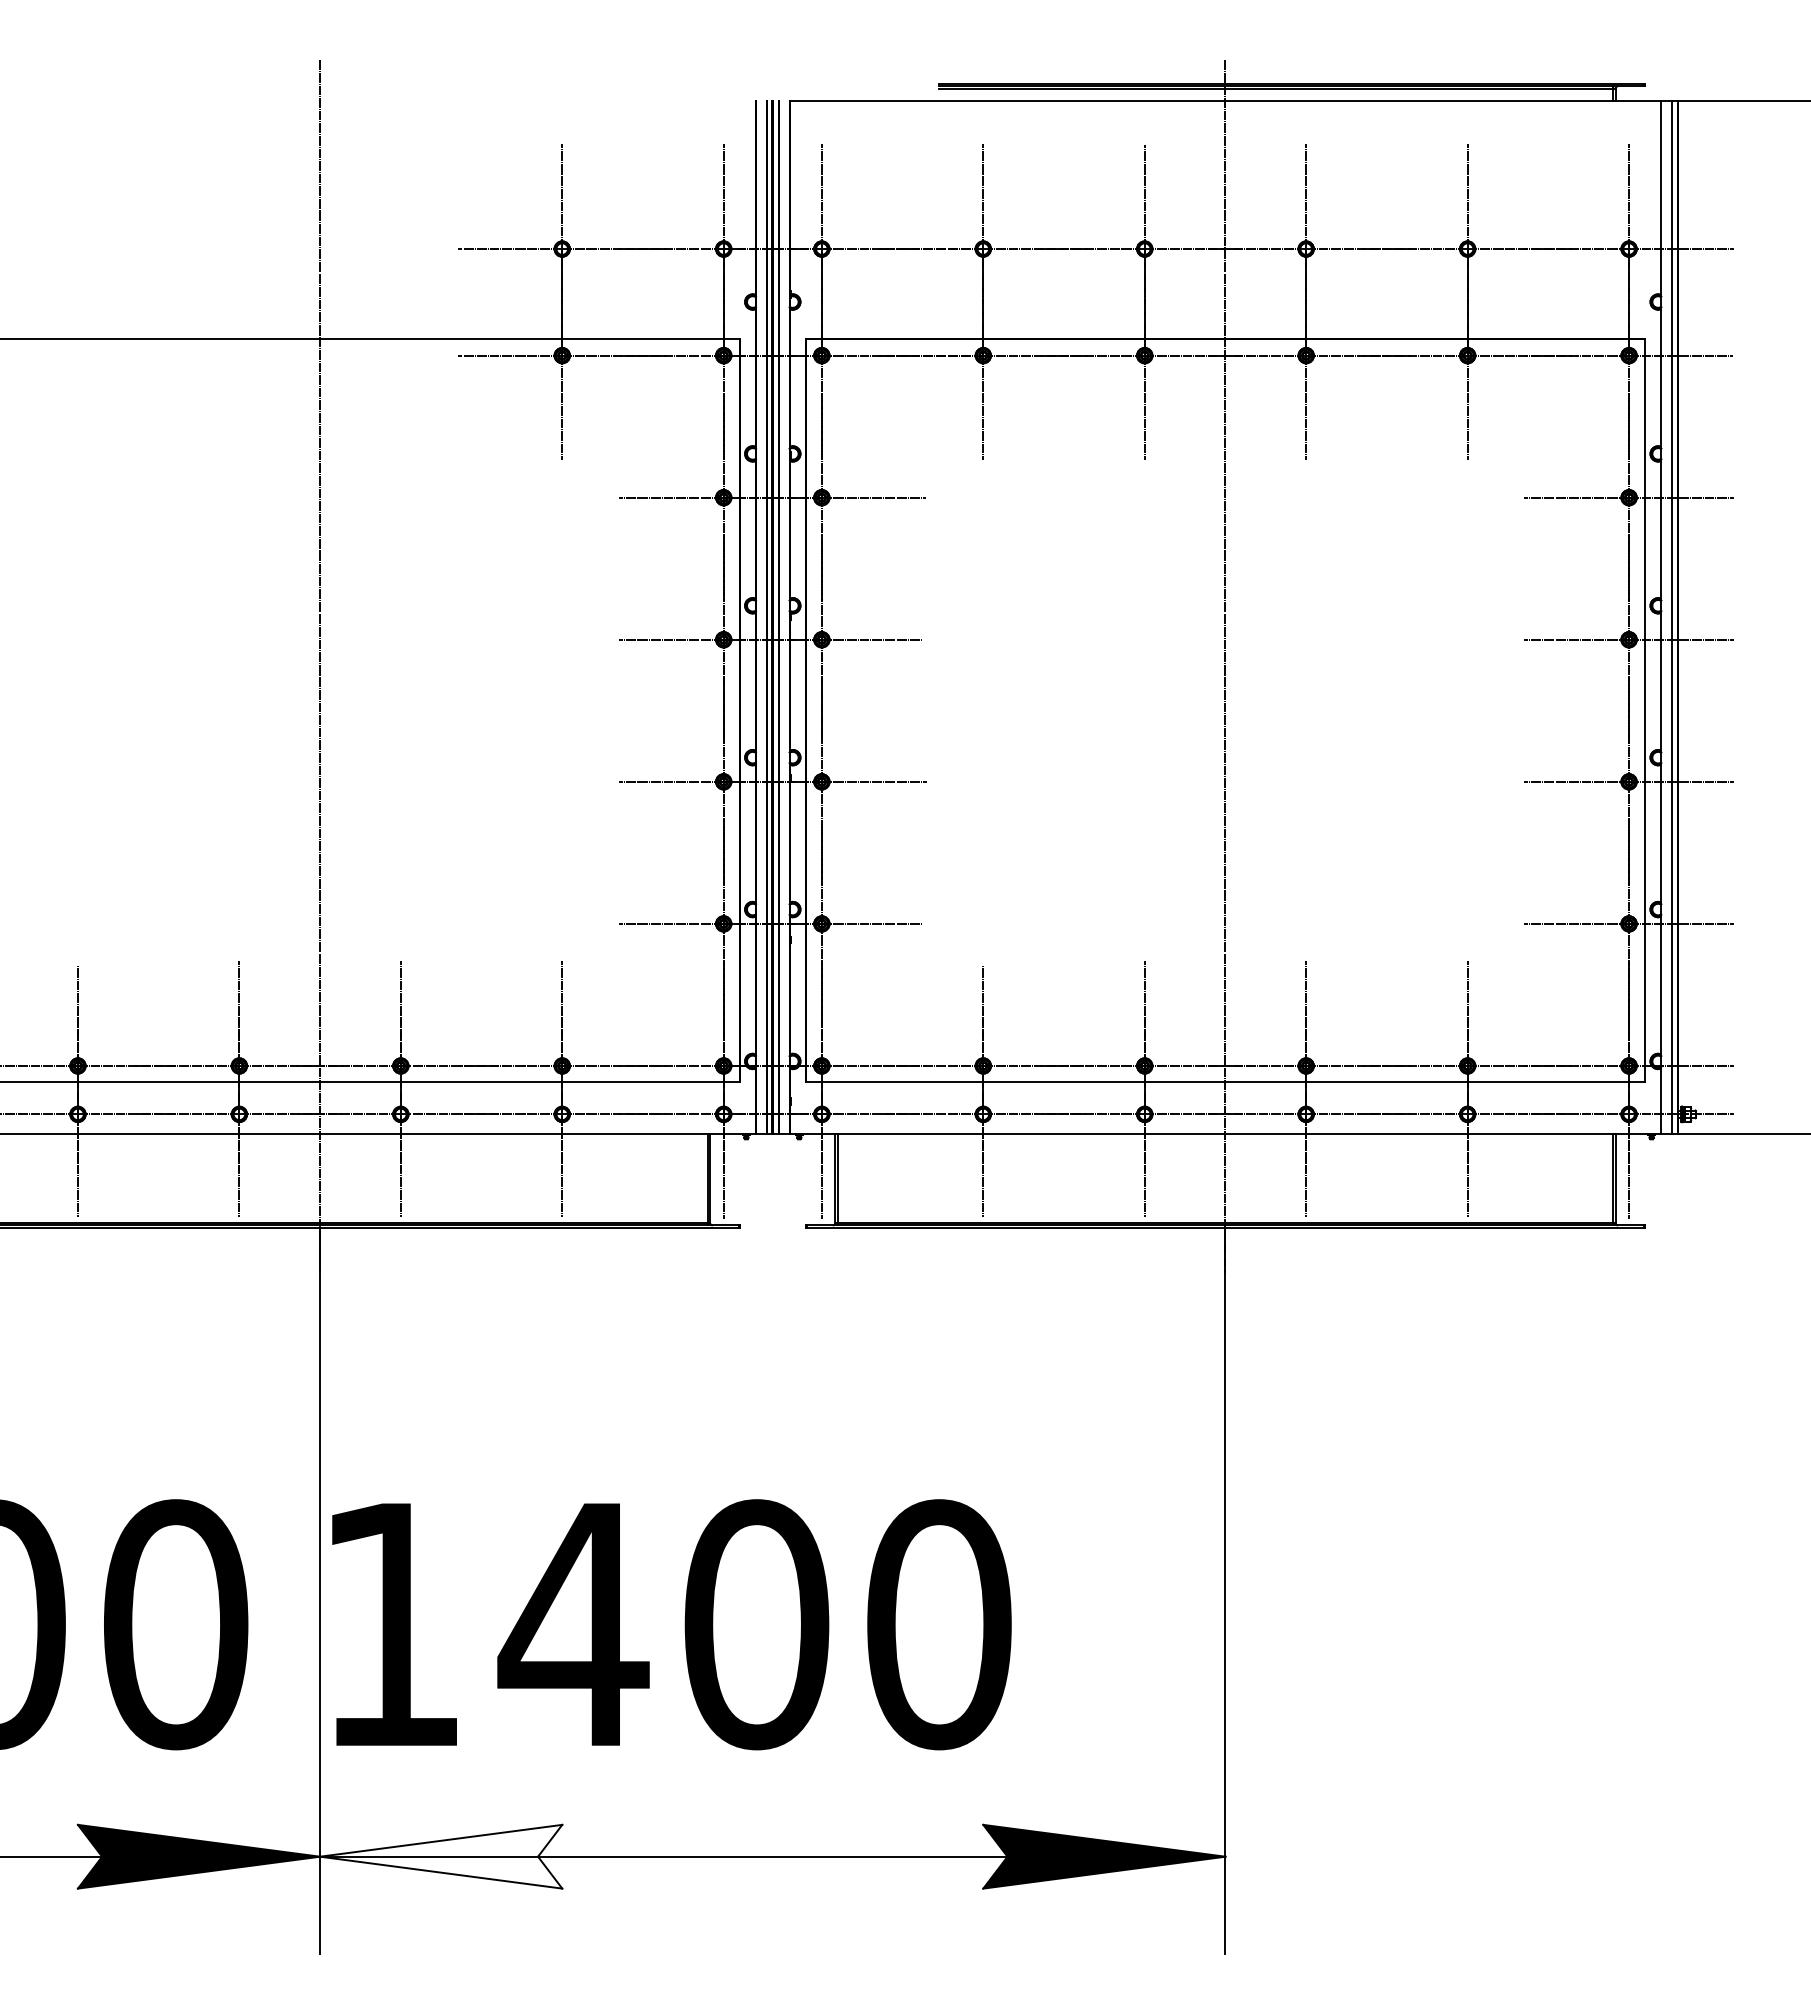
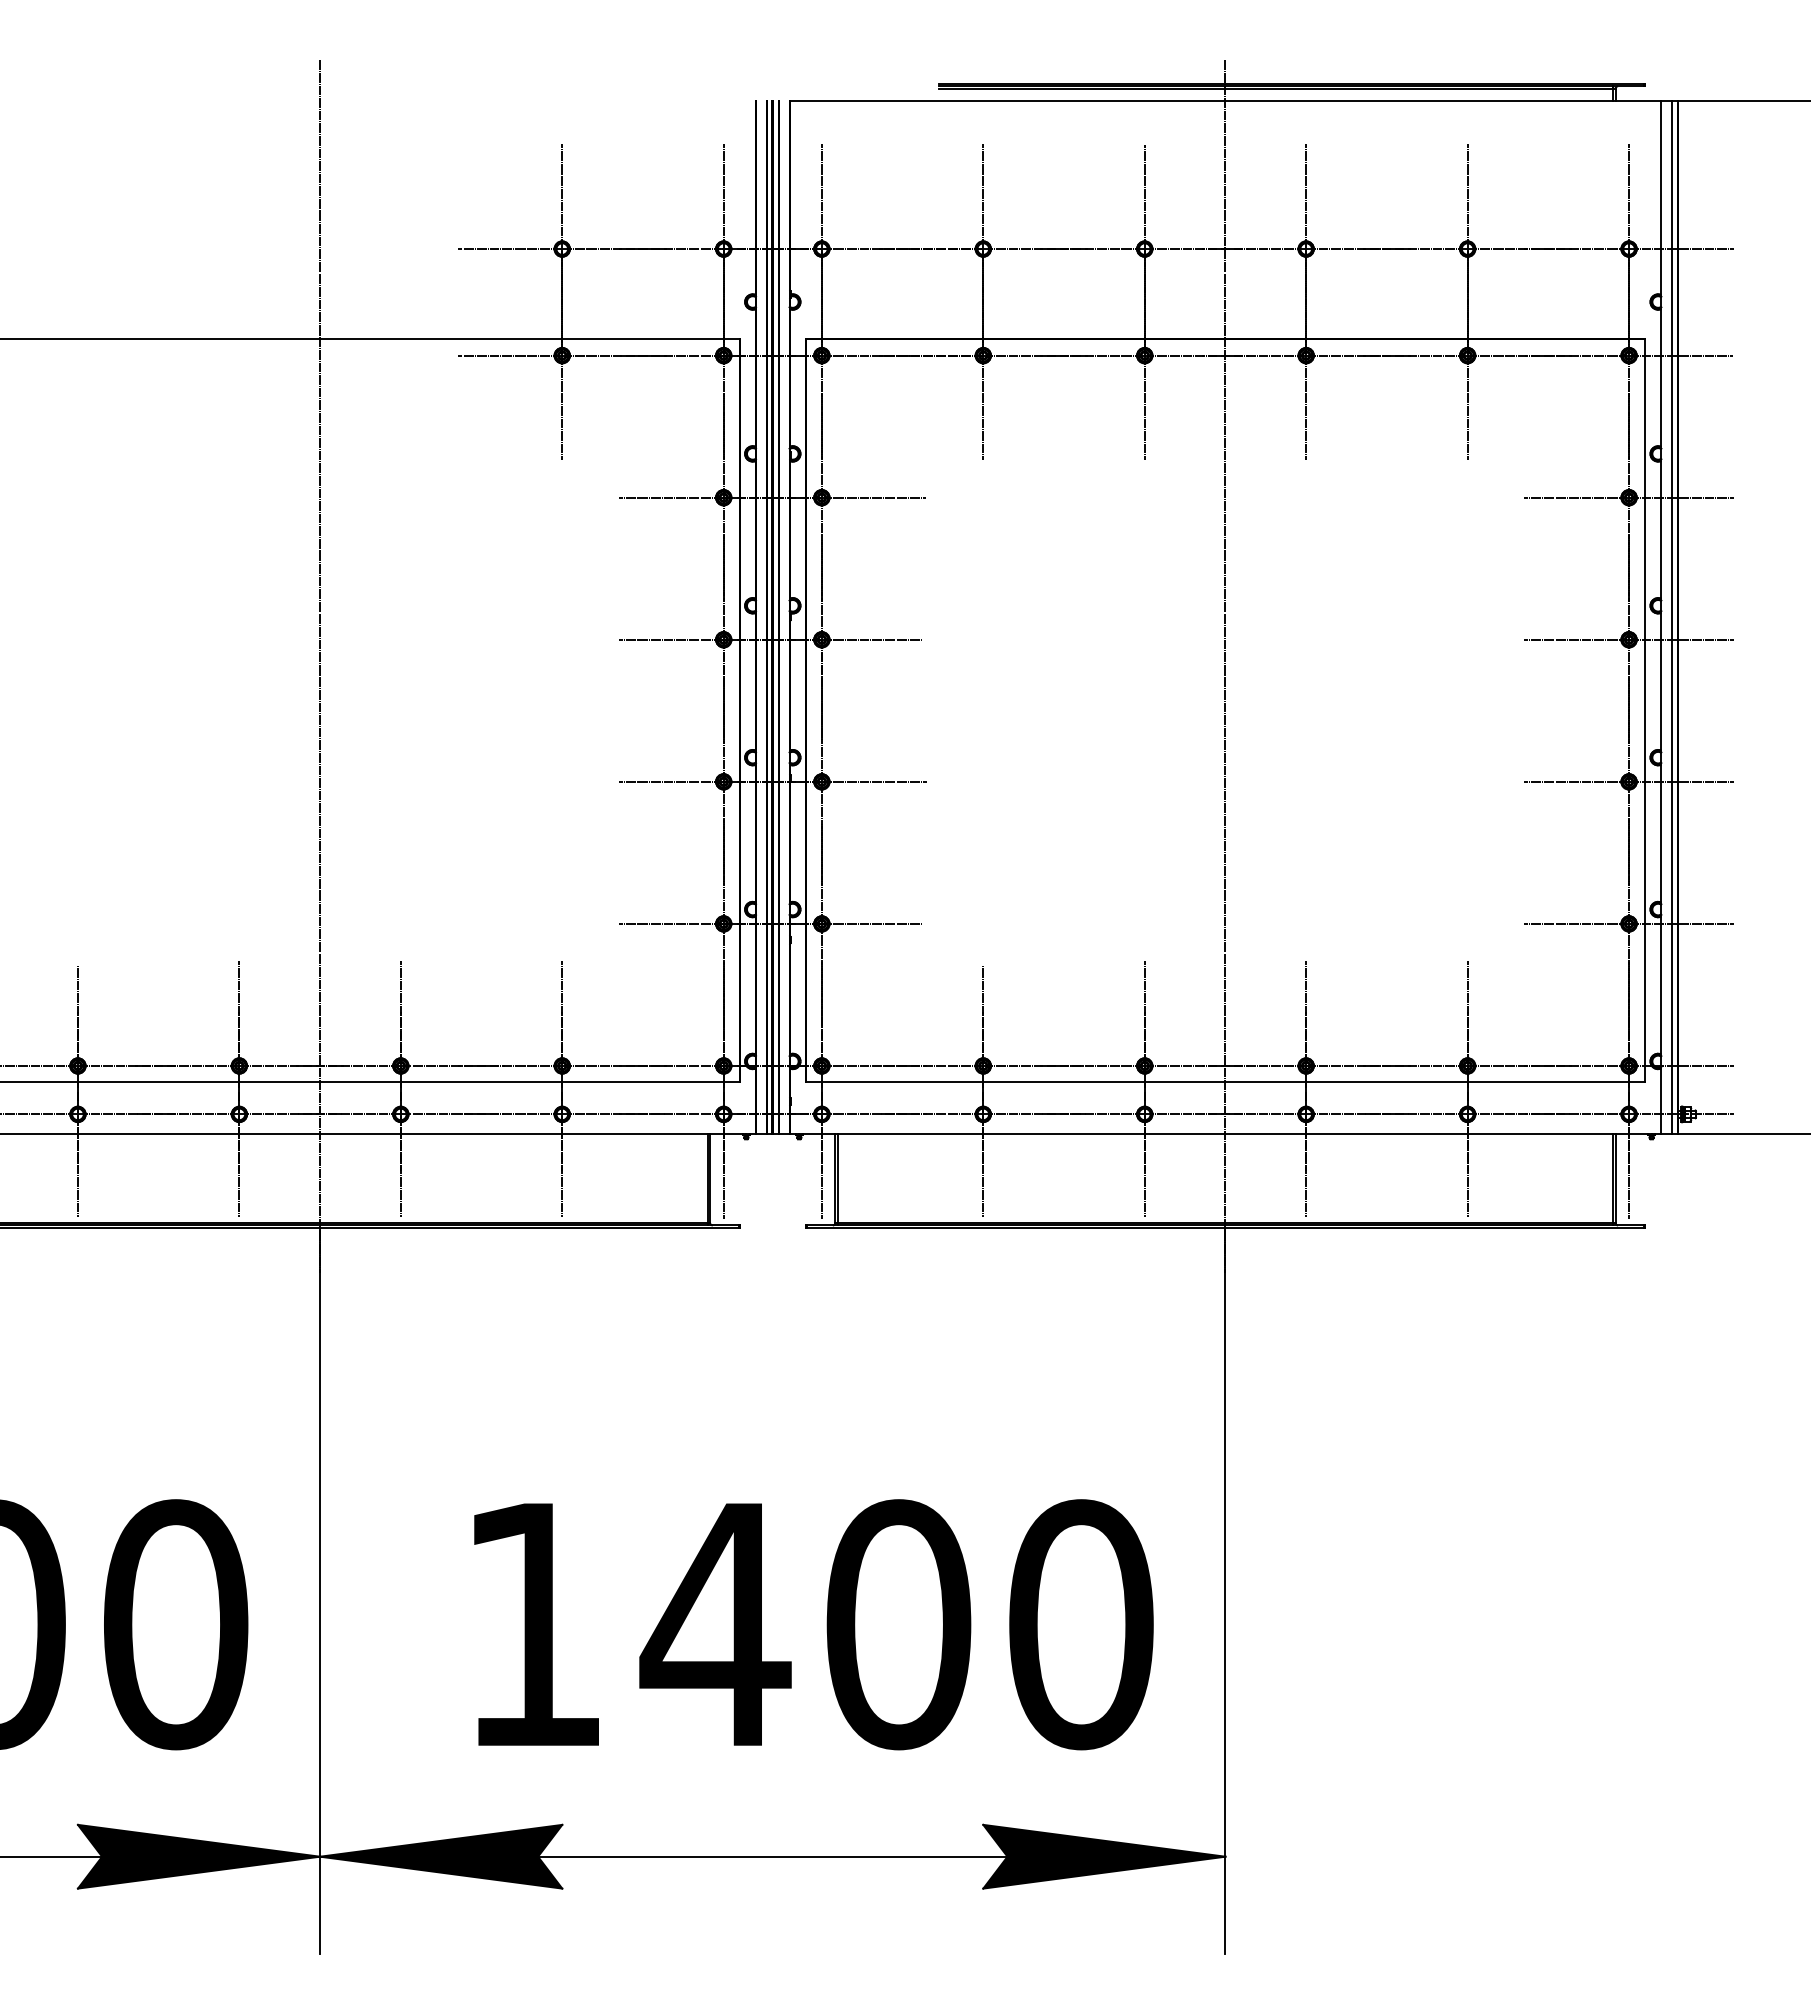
text position: (671, 1624) -> (813, 1624) (813, 1624)
fill: none -> present (441, 1856)
